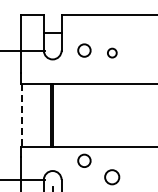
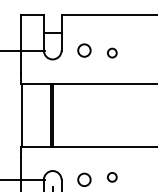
line: dashed -> solid (22, 115)
circle position: (84, 160) -> (84, 179) (84, 179)
circle size: 17x17 px -> 11x11 px (112, 177)
